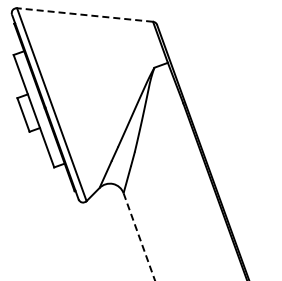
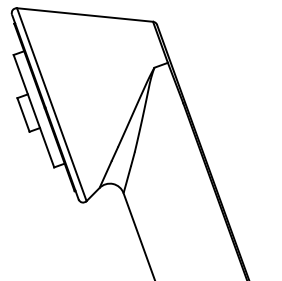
line: dashed -> solid (84, 14)
line: dashed -> solid (139, 237)
